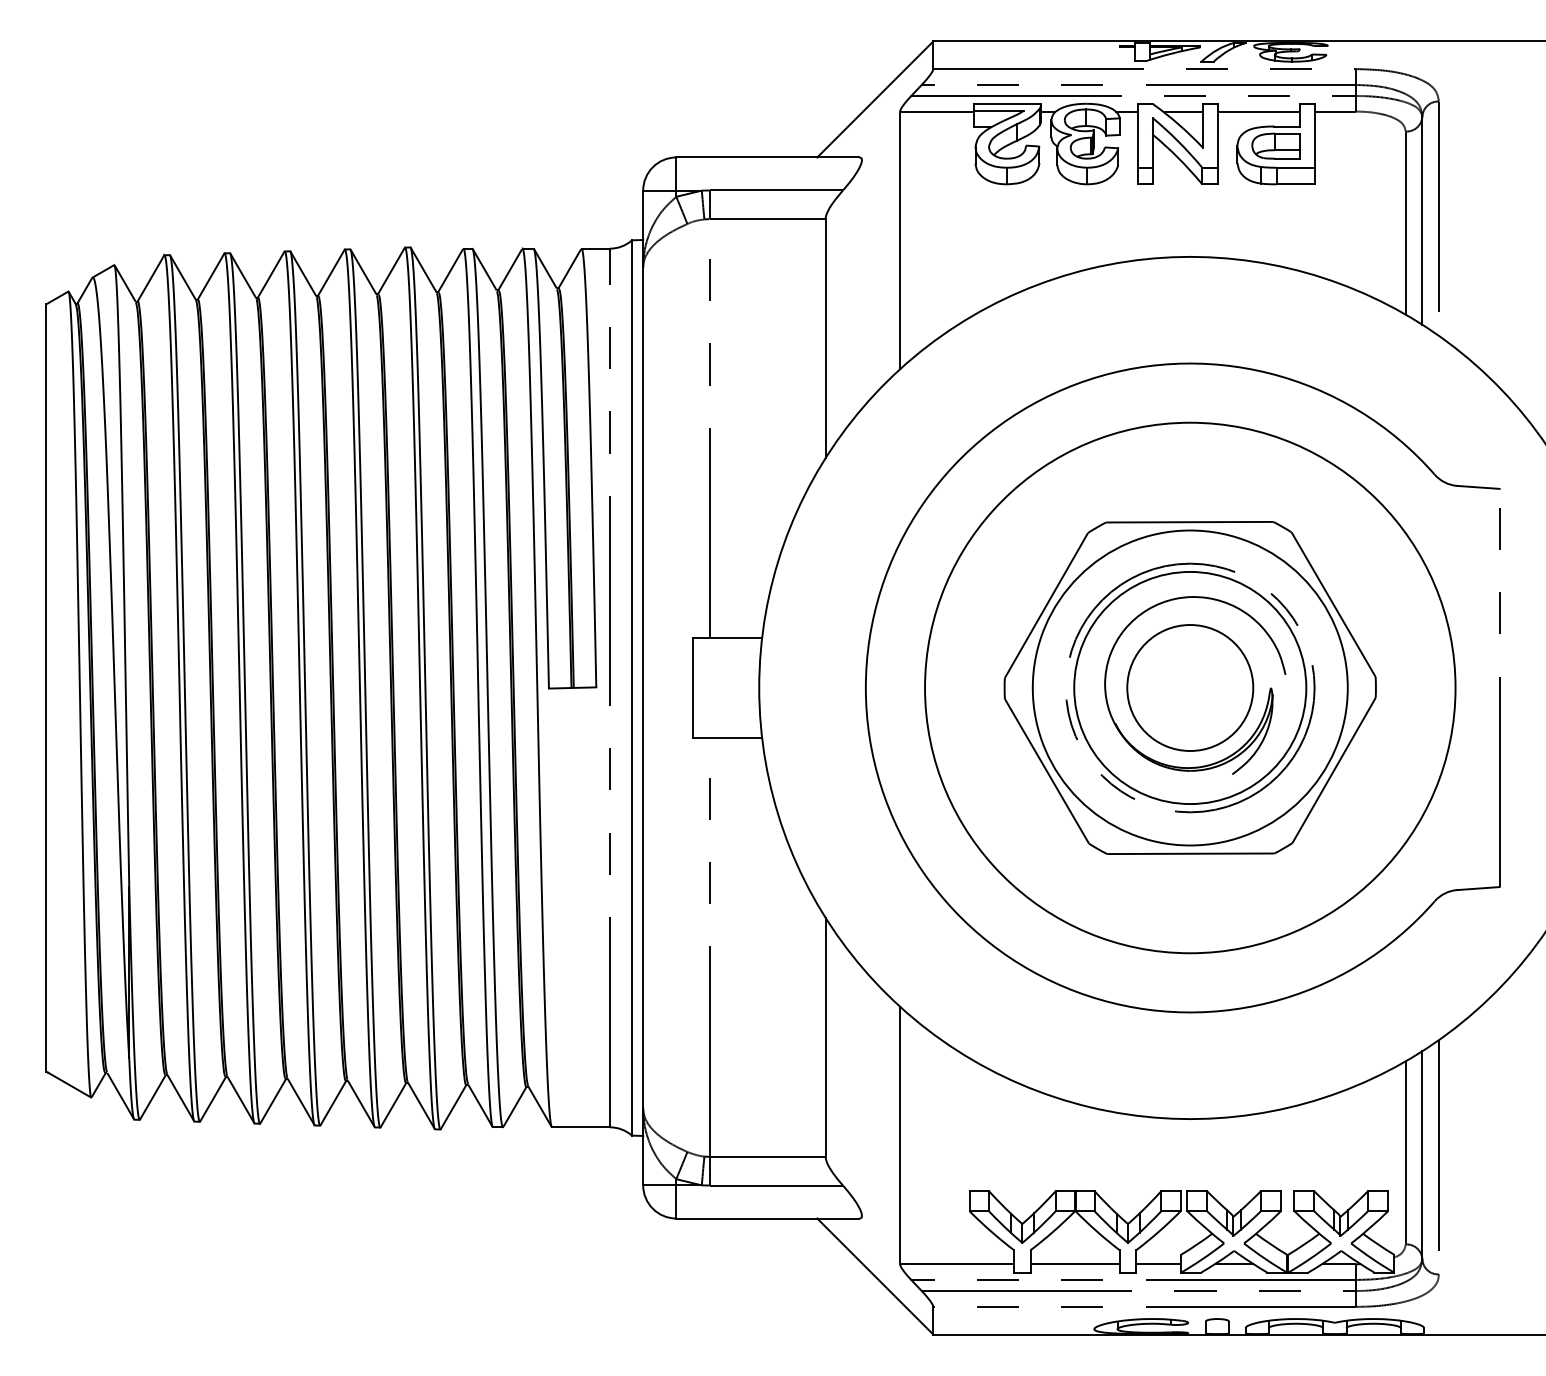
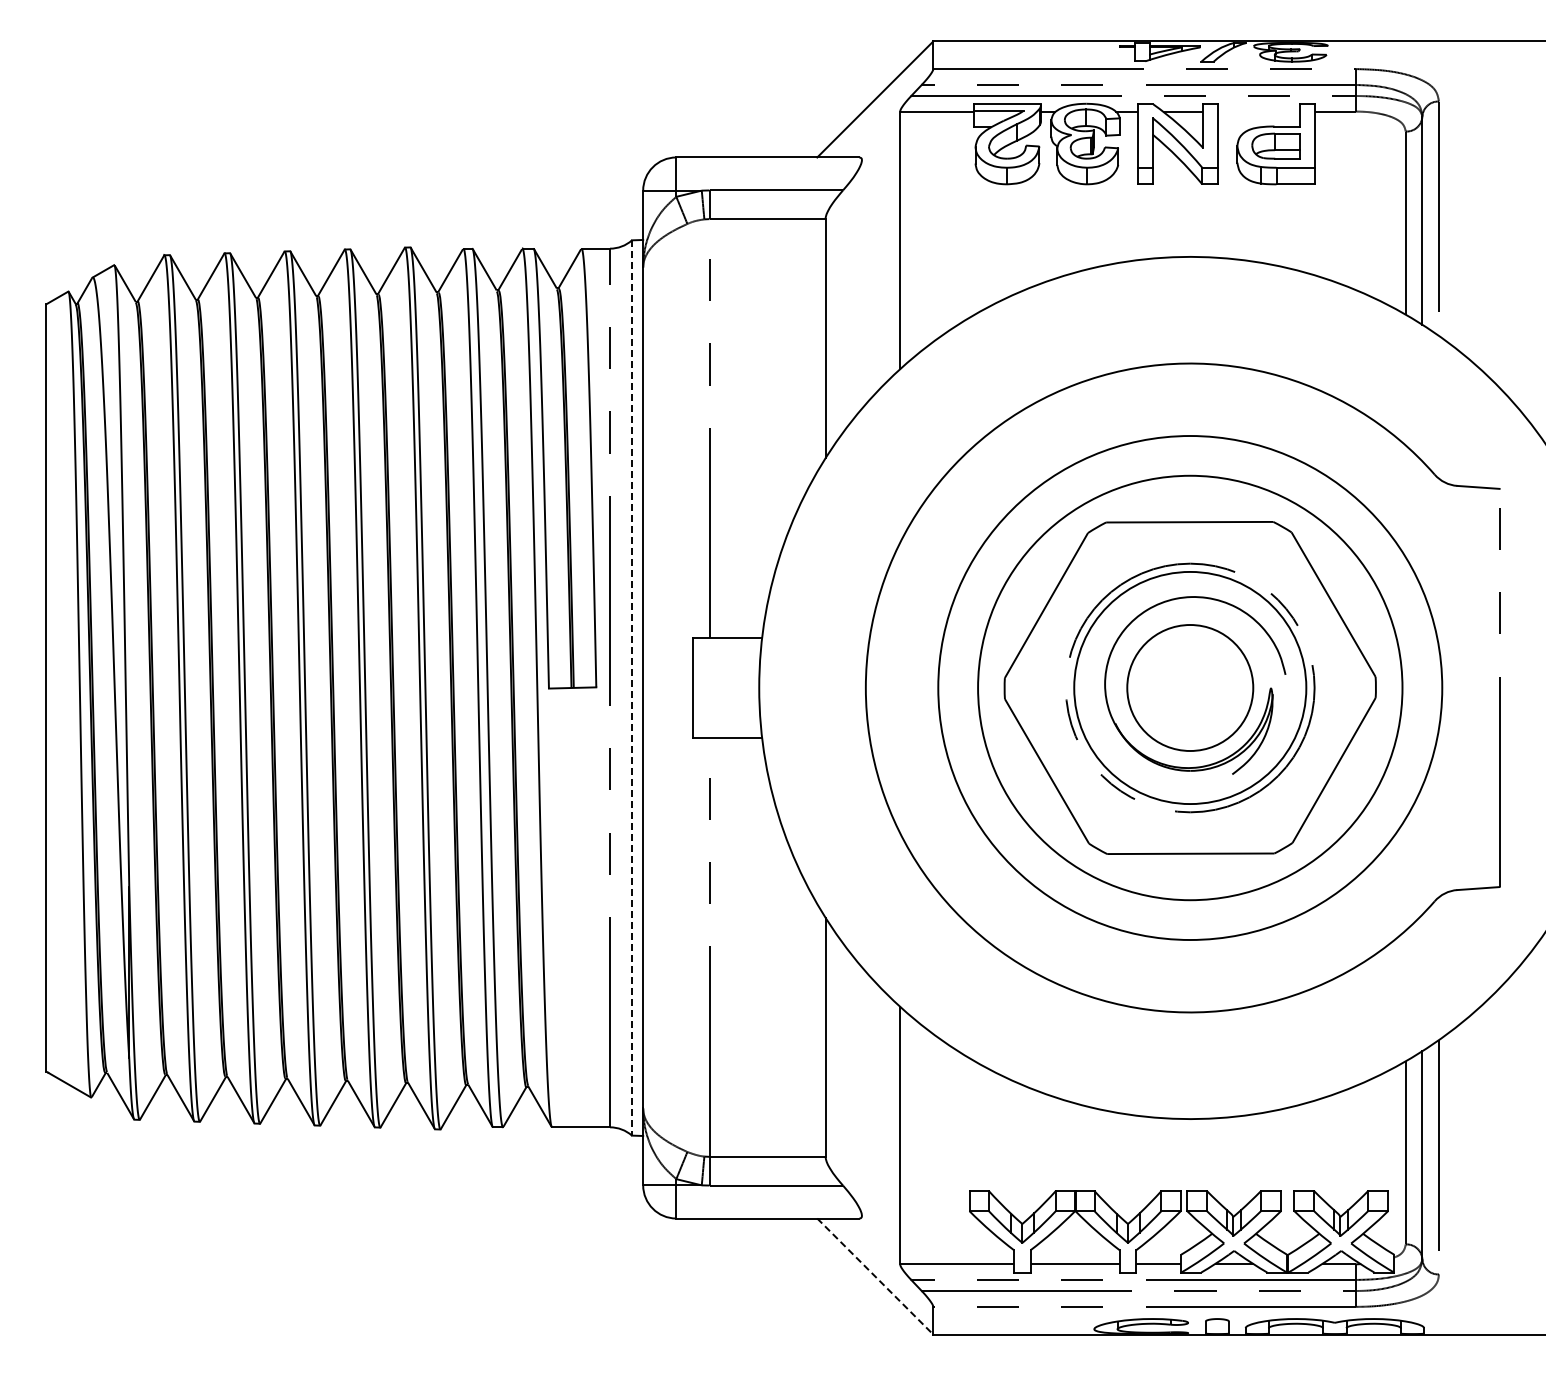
line: present -> none (1258, 111)
line: solid -> dashed (631, 687)
circle diameter: 315 px -> 504 px (1190, 688)
circle diameter: 531 px -> 424 px (1190, 687)
line: solid -> dashed (875, 1276)
